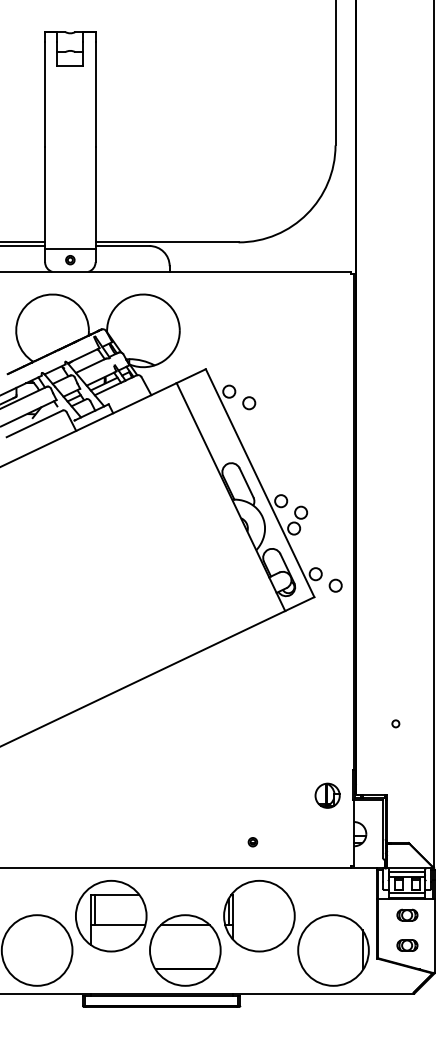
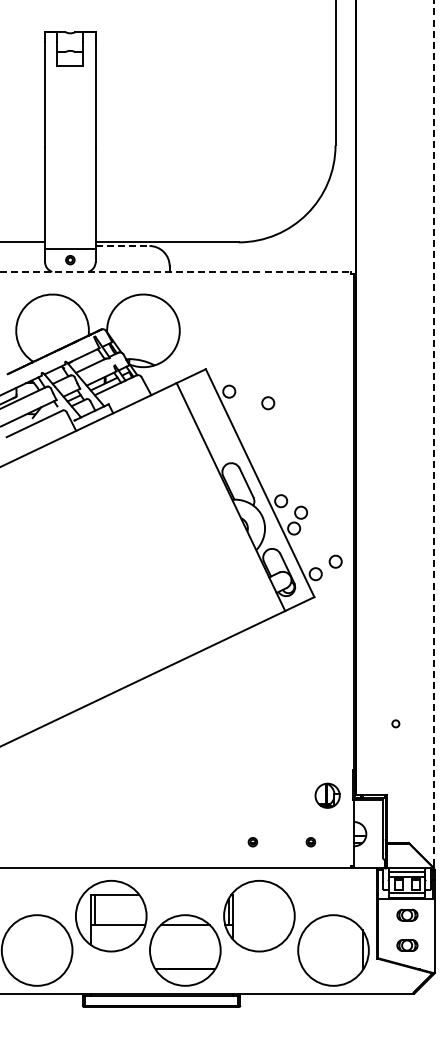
line: present -> none (23, 246)
line: solid -> dashed (122, 246)
line: solid -> dashed (176, 271)
circle position: (249, 403) -> (268, 403) (268, 403)
line: solid -> dashed (434, 434)
circle position: (335, 585) -> (335, 561) (335, 561)
part: none -> present (310, 842)
